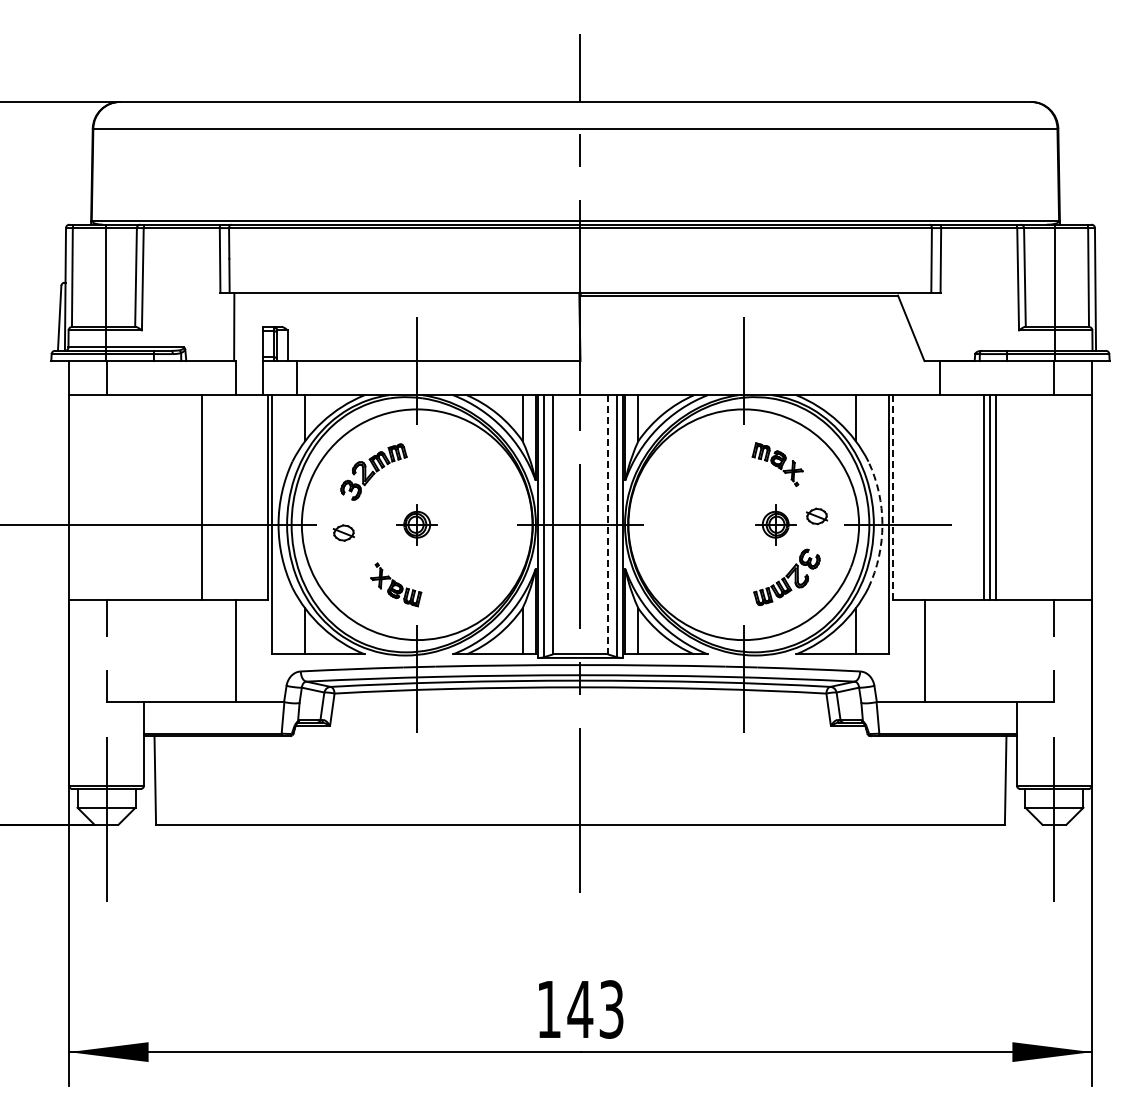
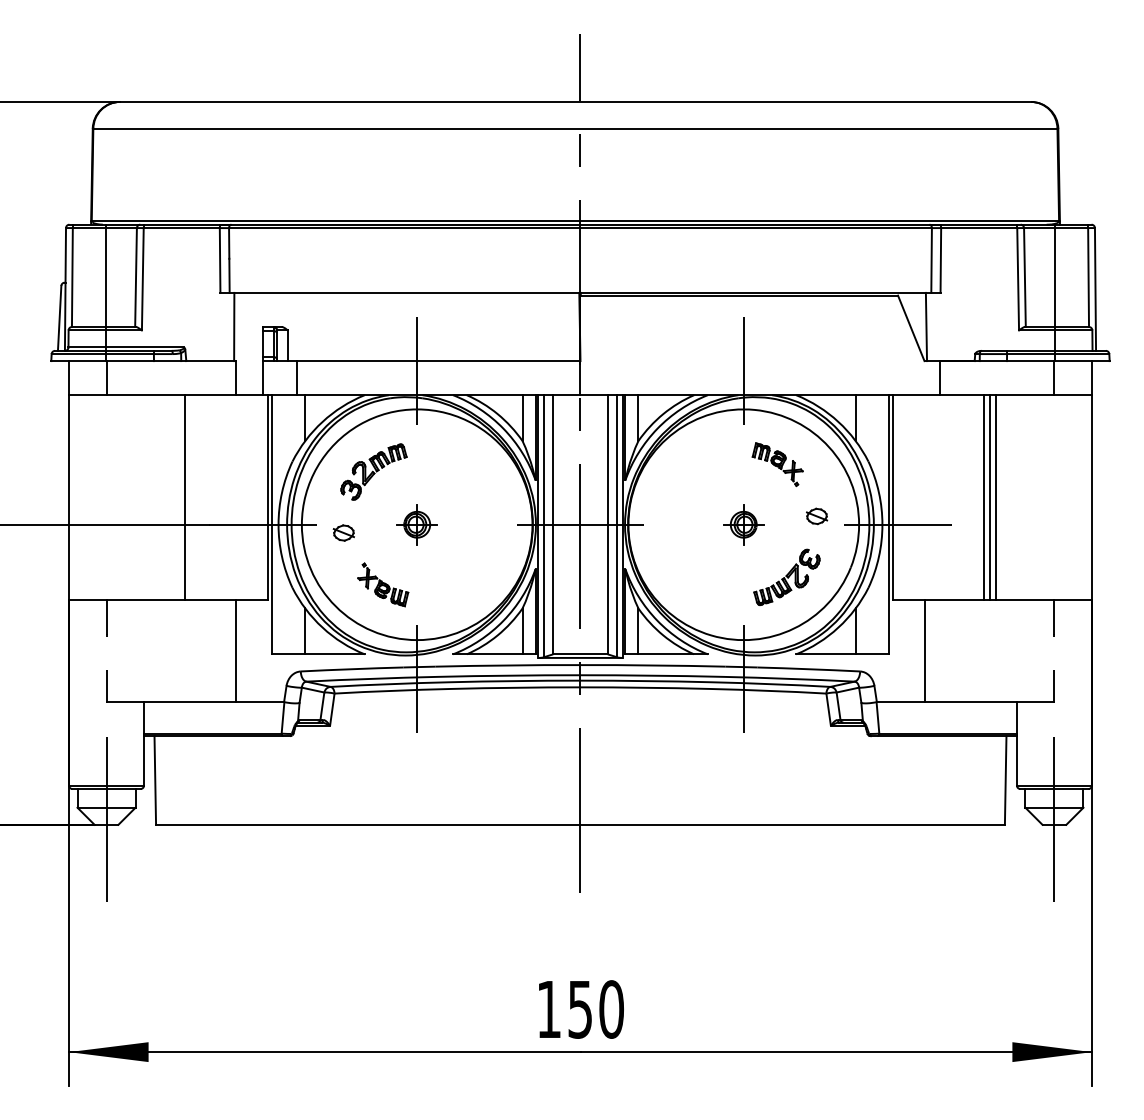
line: none -> present (926, 326)
line: dashed -> solid (893, 496)
line position: (202, 497) -> (185, 497) (185, 497)
line: dashed -> solid (607, 524)
part position: (775, 524) -> (743, 524) (743, 524)
arc: dashed -> solid (882, 524)
part position: (396, 584) -> (383, 584) (383, 584)
text: 143 -> 150 (595, 1009)
